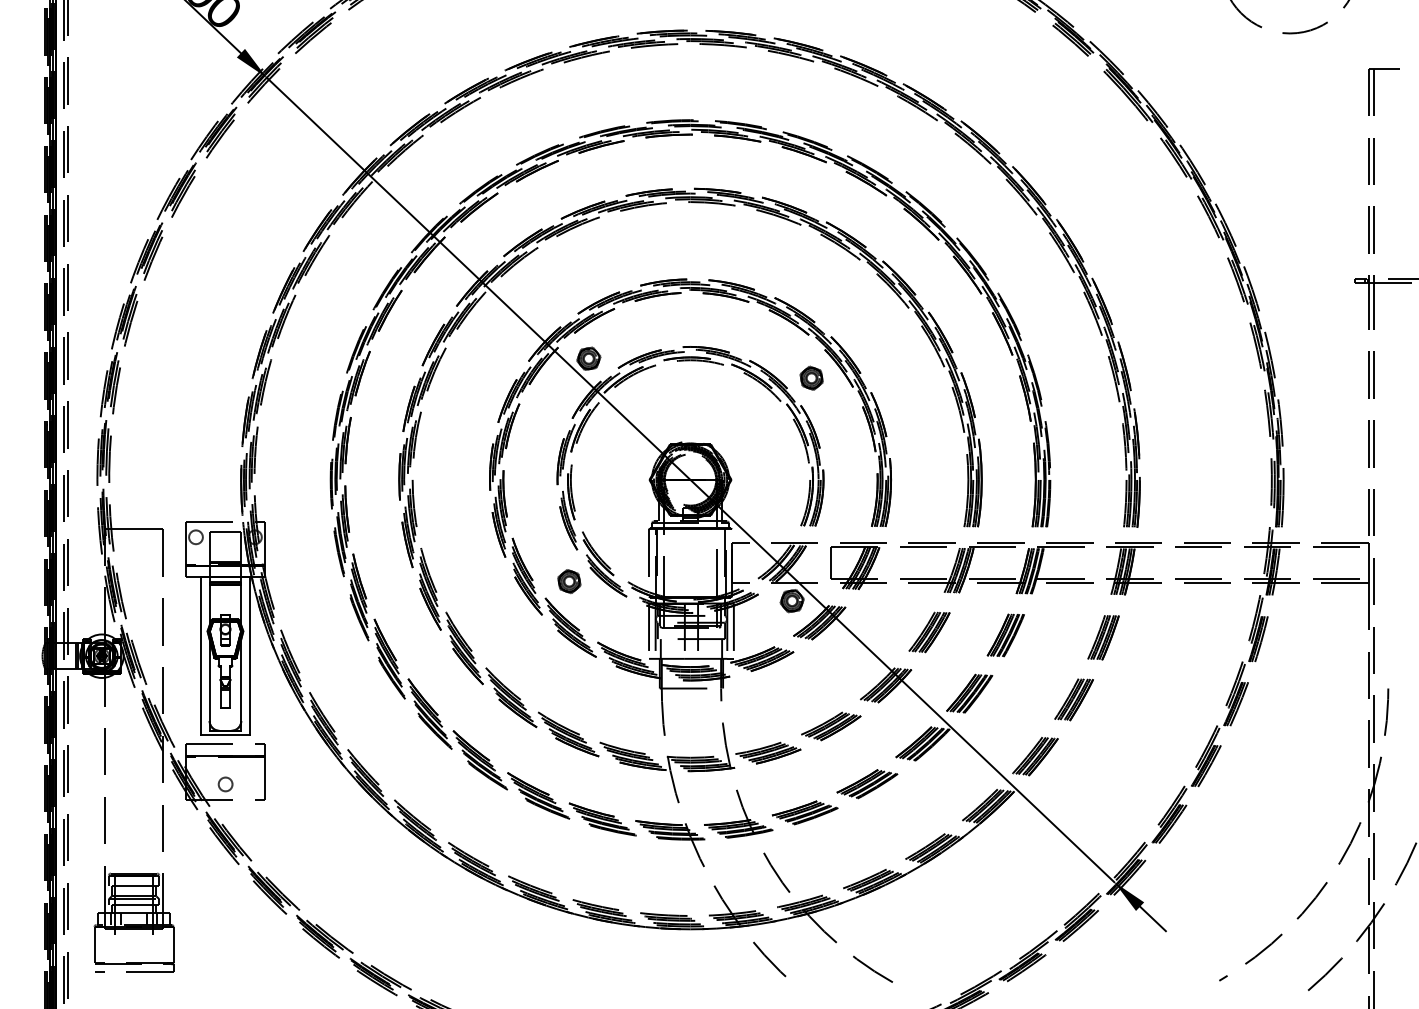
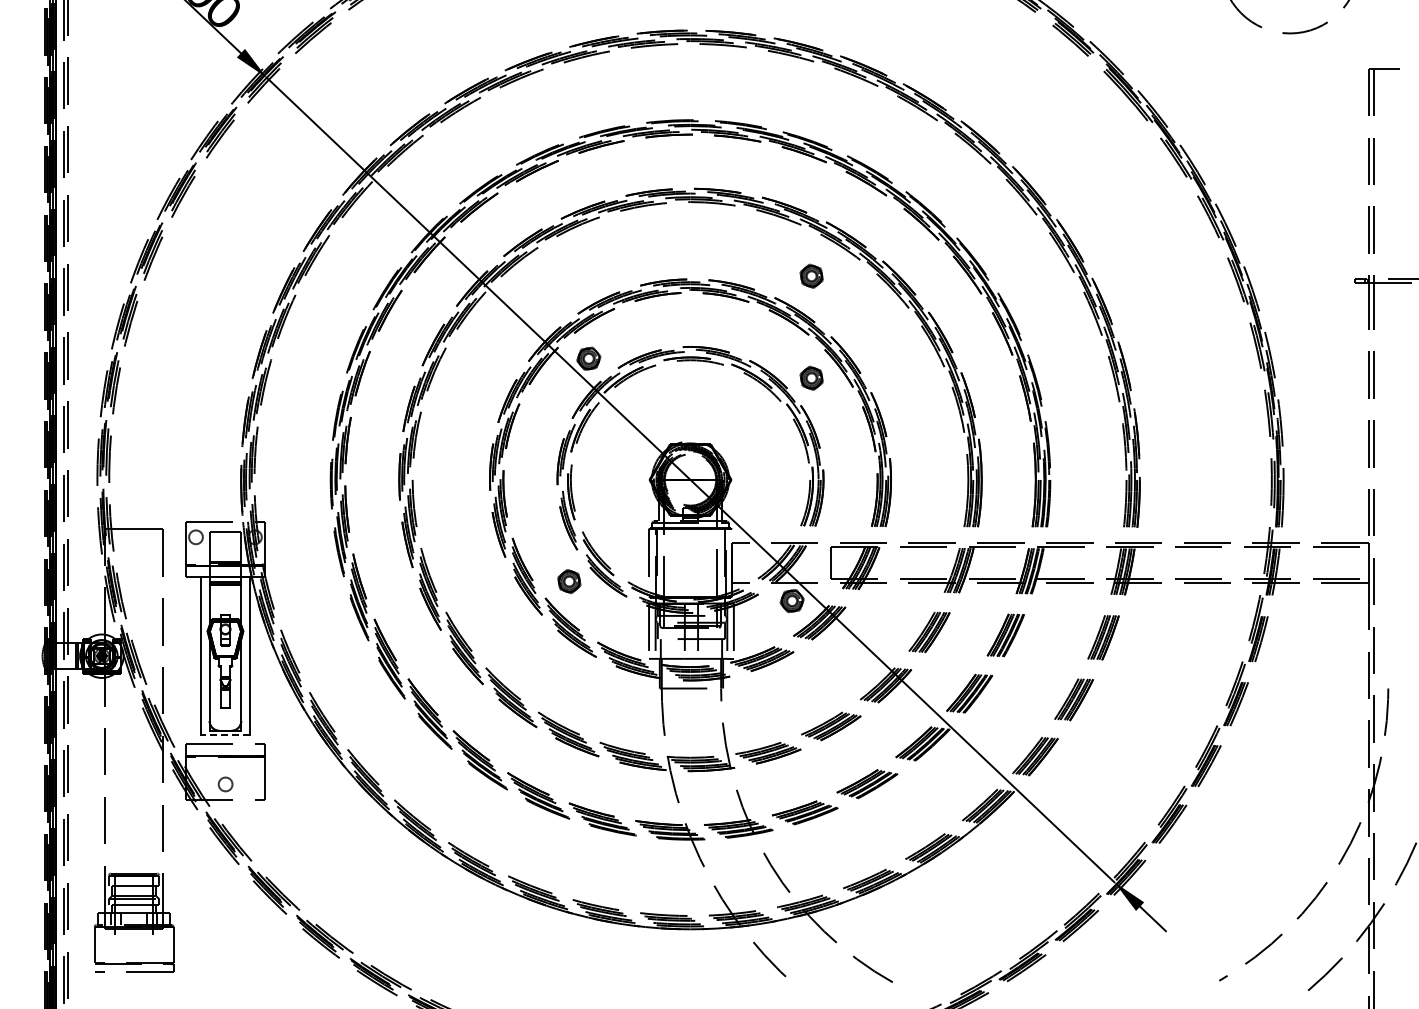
part: none -> present (811, 275)
line: solid -> dashed (225, 735)
